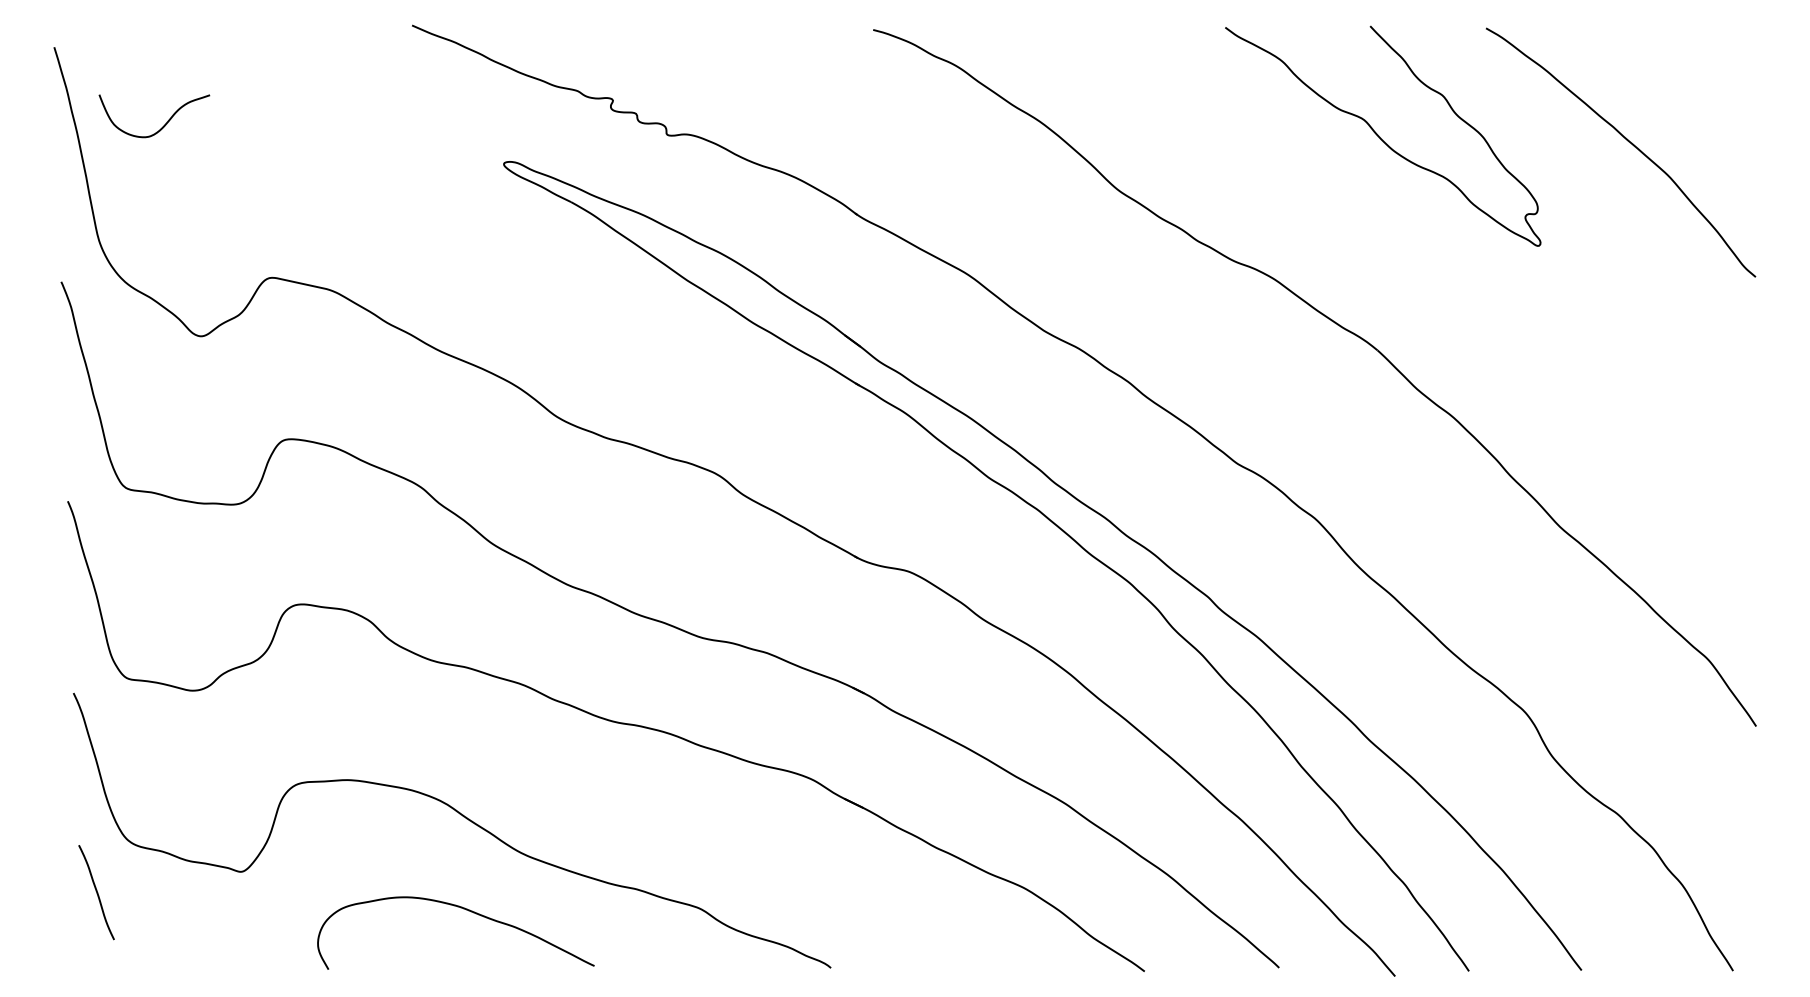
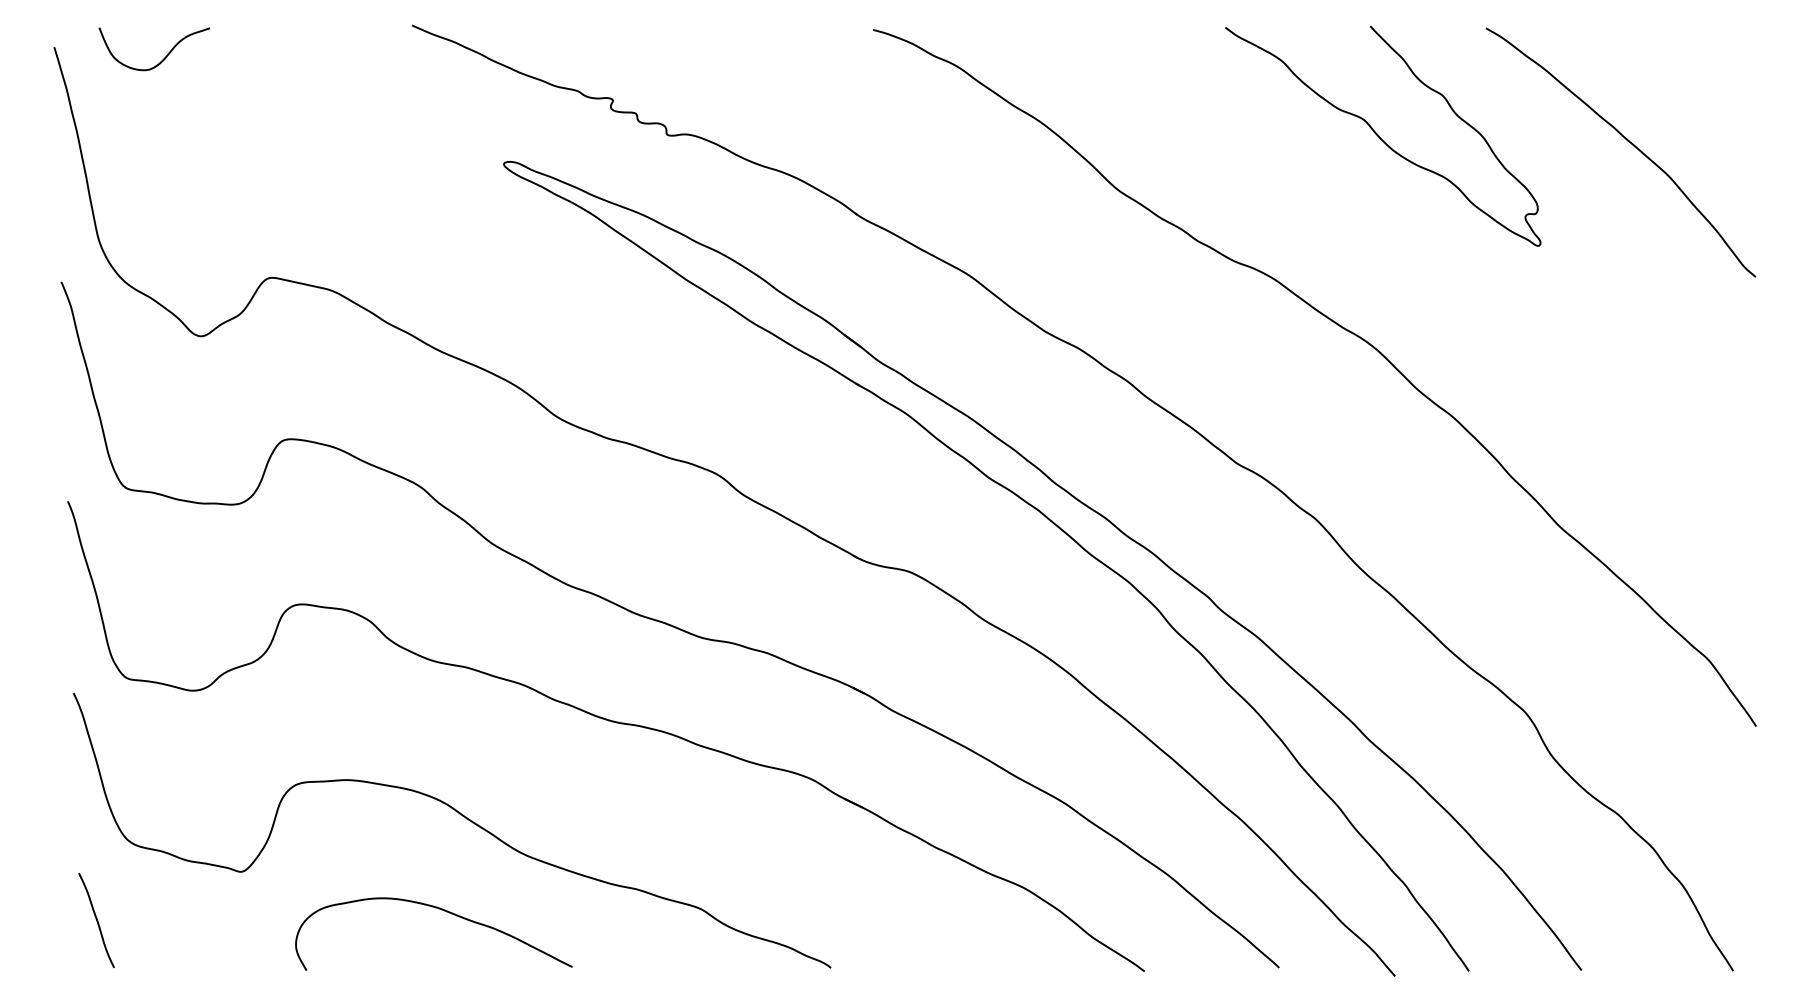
curve position: (163, 125) -> (163, 58) (163, 58)
curve position: (96, 892) -> (96, 920) (96, 920)
curve position: (463, 909) -> (441, 910) (441, 910)
